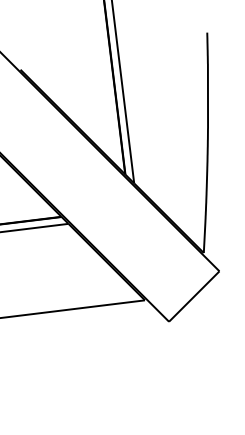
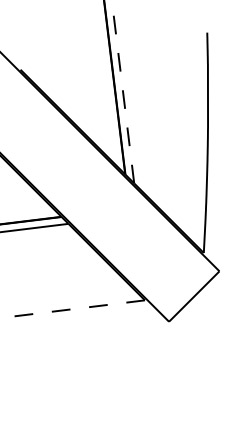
line: solid -> dashed (123, 92)
line: solid -> dashed (72, 309)
